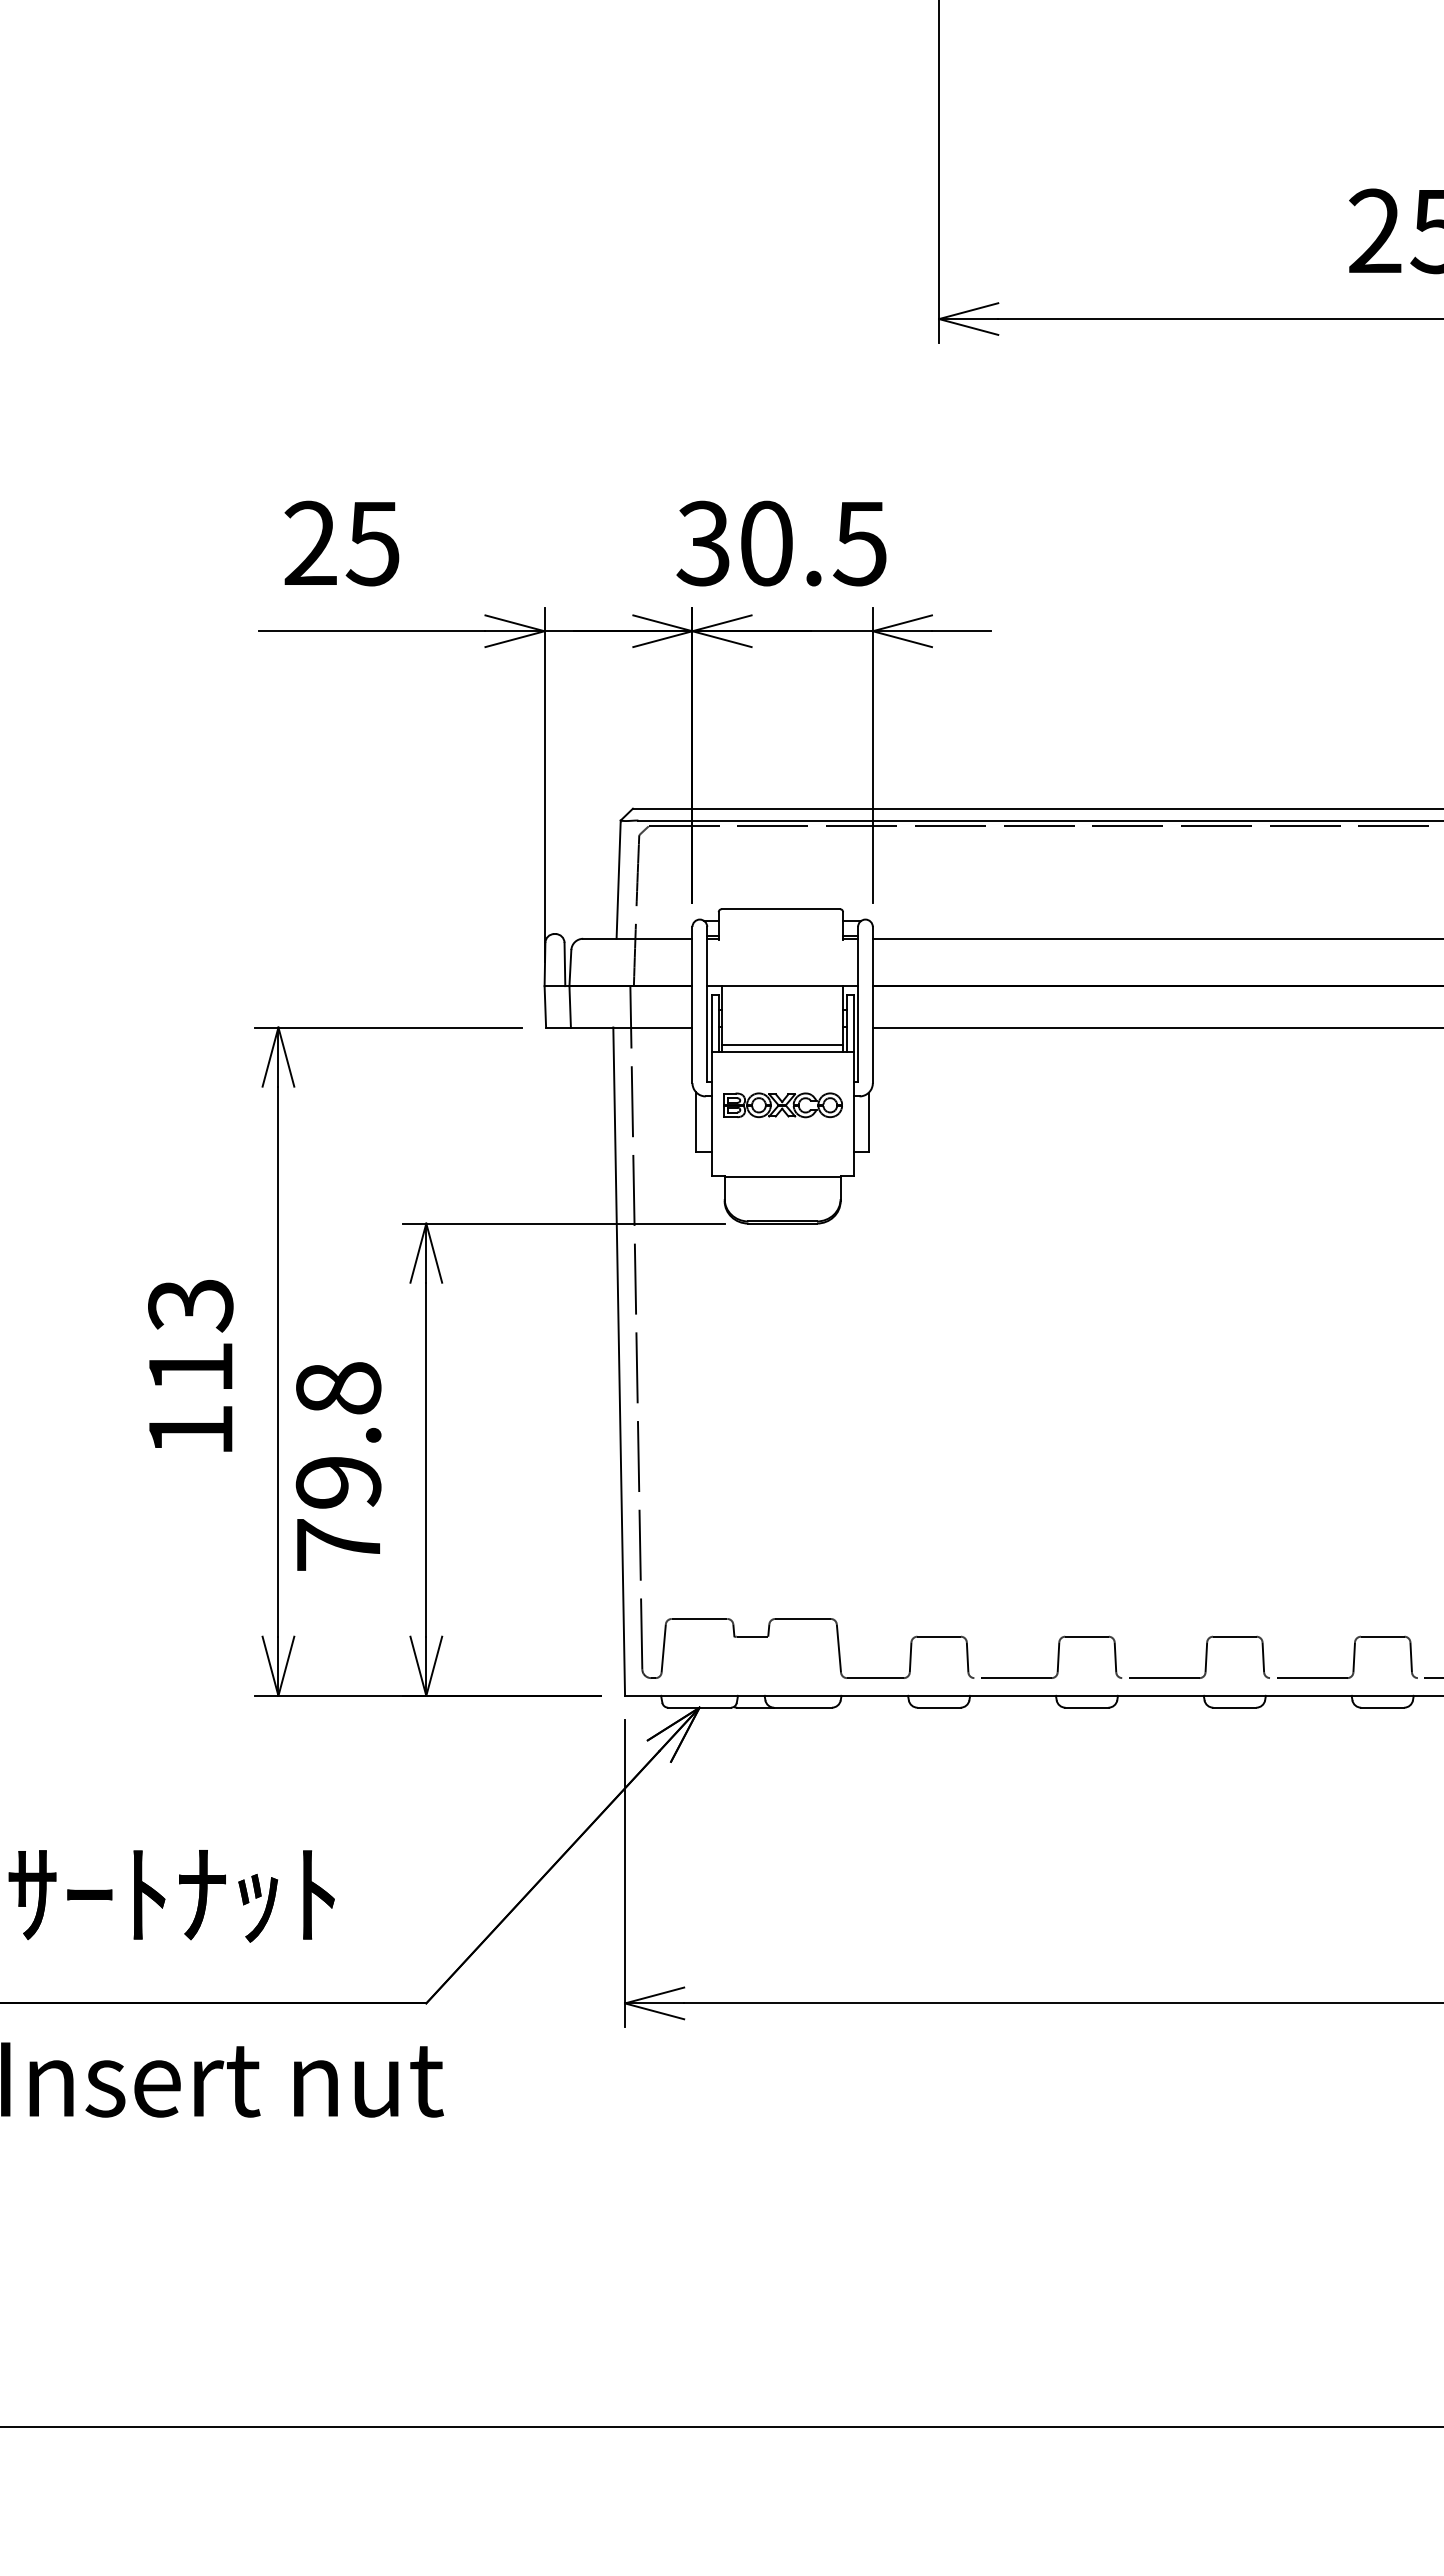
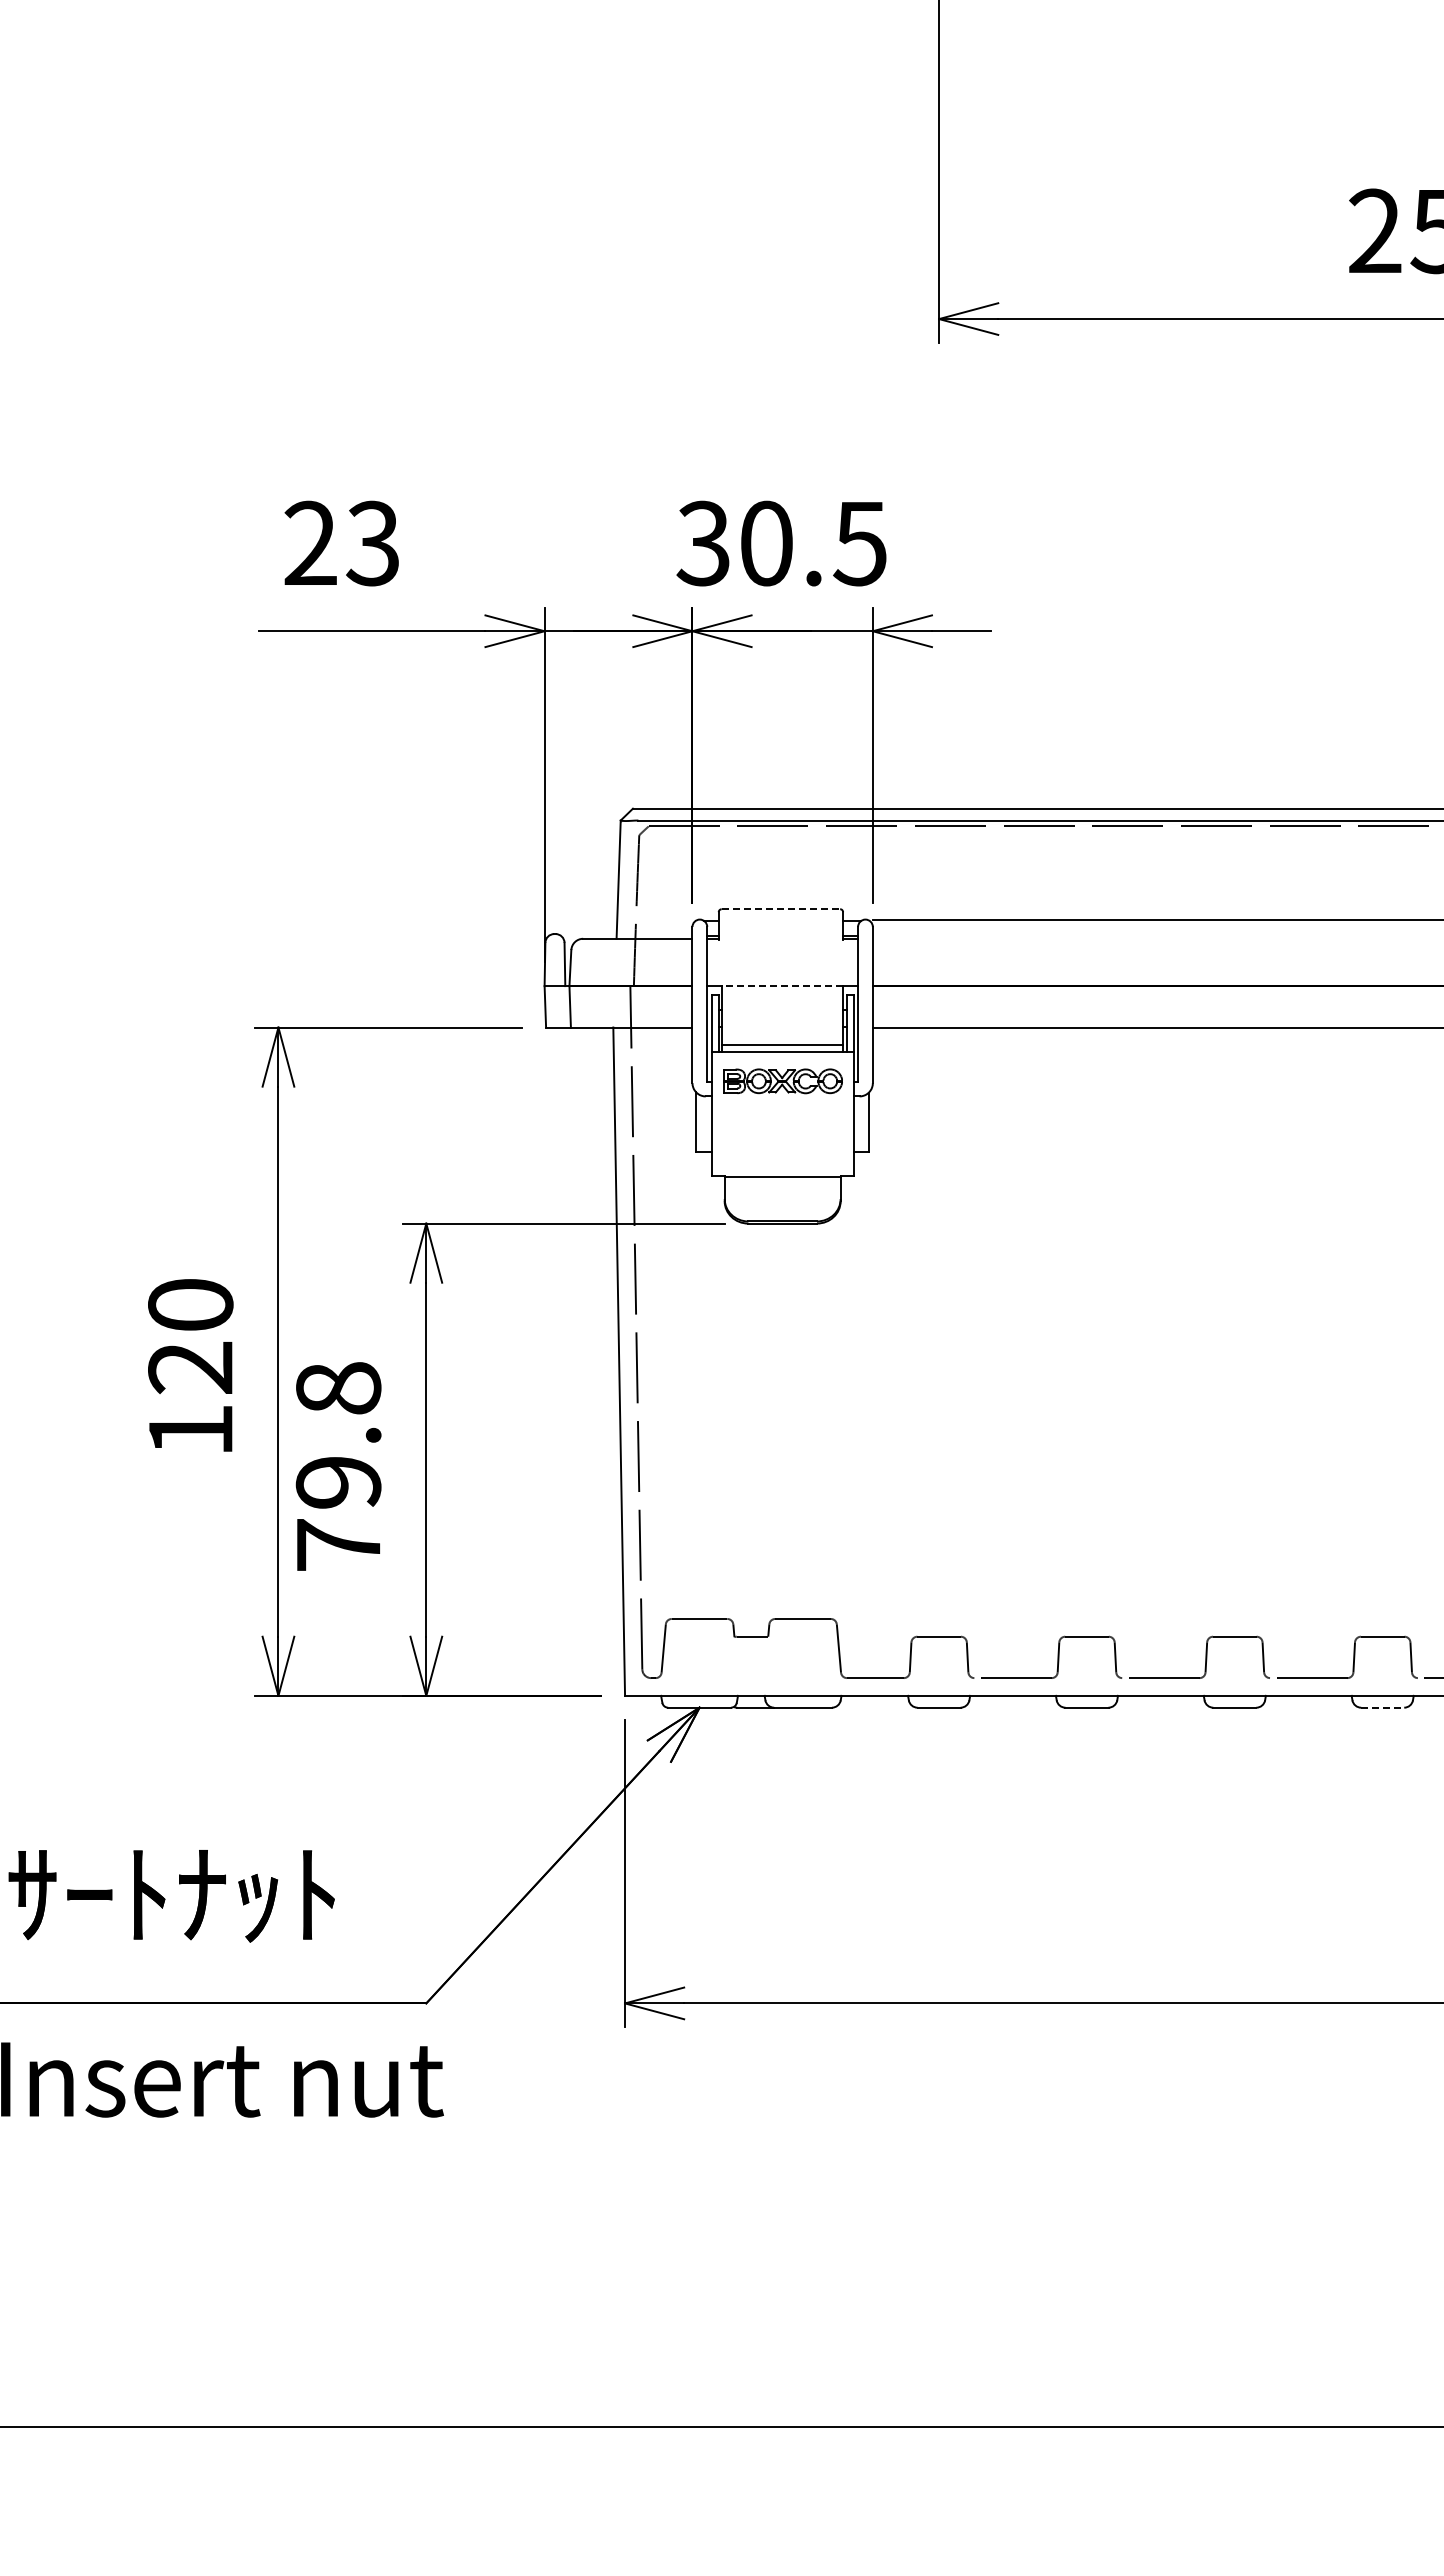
text: 25 -> 23 (372, 543)
line: solid -> dashed (781, 909)
line position: (1156, 938) -> (1156, 919) (1156, 919)
line: solid -> dashed (782, 986)
part position: (782, 1105) -> (782, 1081) (782, 1081)
text: 113 -> 120 (190, 1336)
line: solid -> dashed (1382, 1707)
